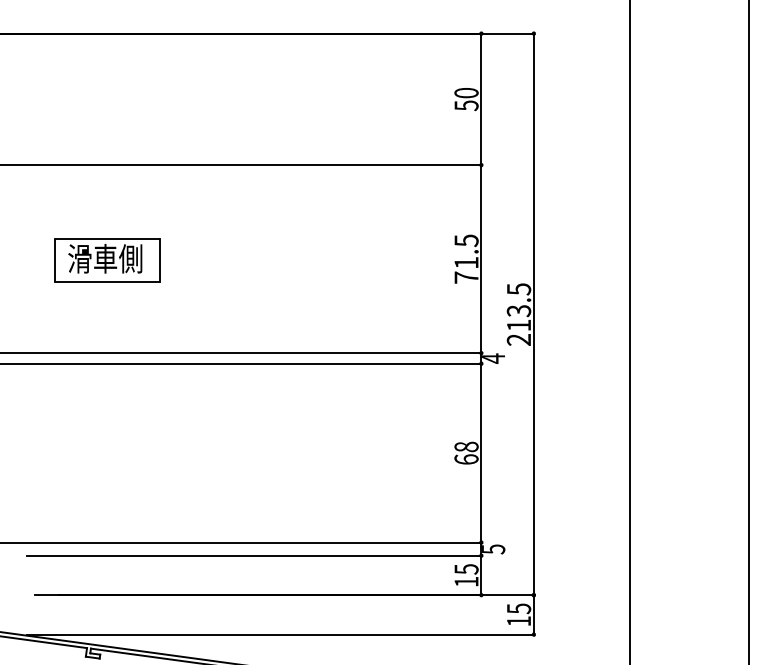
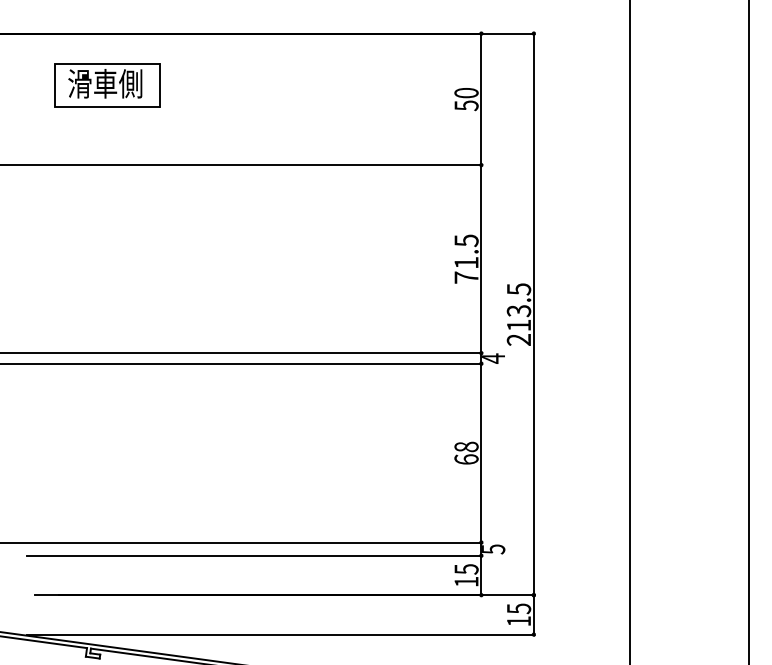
part position: (107, 260) -> (107, 85) (107, 85)
